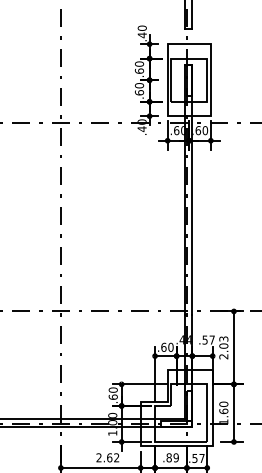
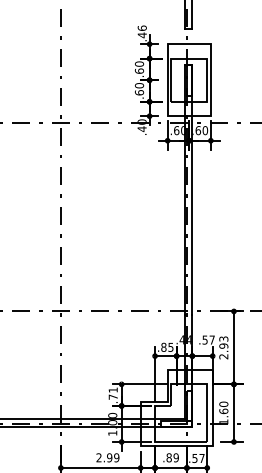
text: .40 -> .46 (141, 27)
text: 2.03 -> 2.93 (223, 345)
text: .60 -> .85 (167, 346)
text: .60 -> .71 (112, 393)
text: 2.62 -> 2.99 (113, 457)
